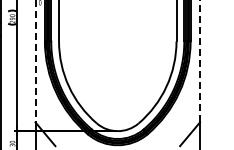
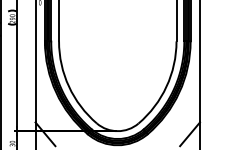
line: dashed -> solid (200, 60)
line: dashed -> solid (35, 61)
